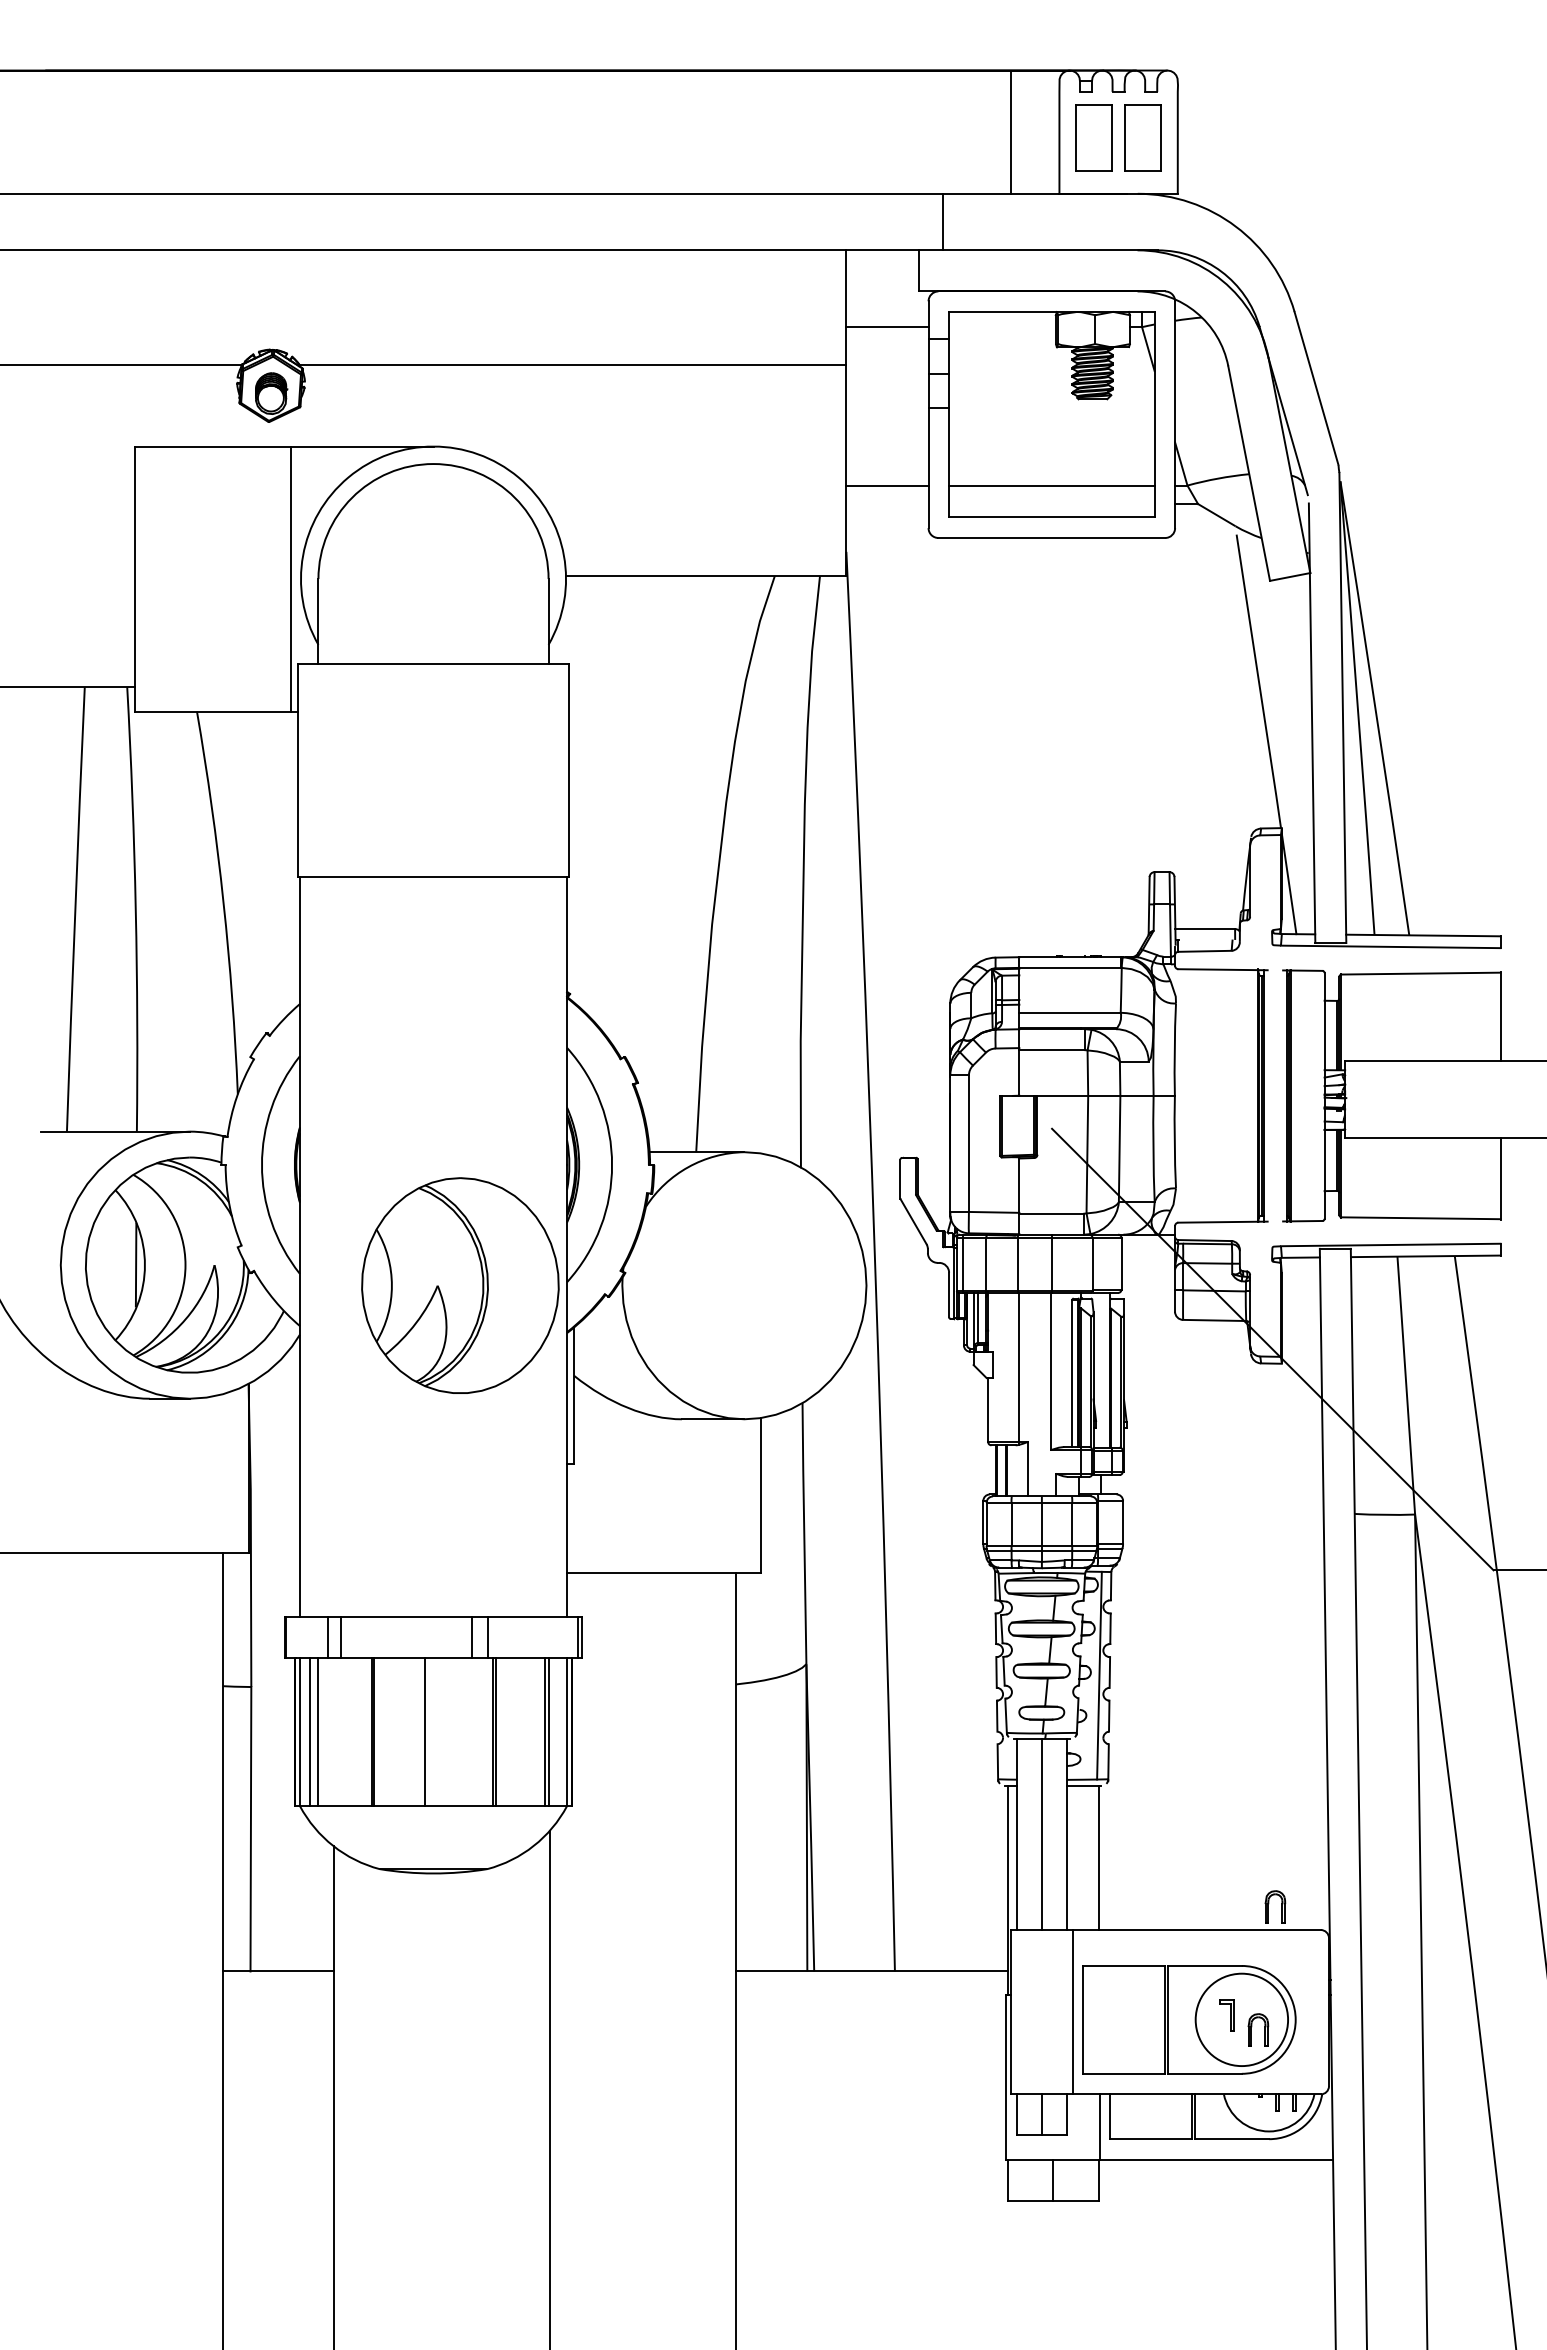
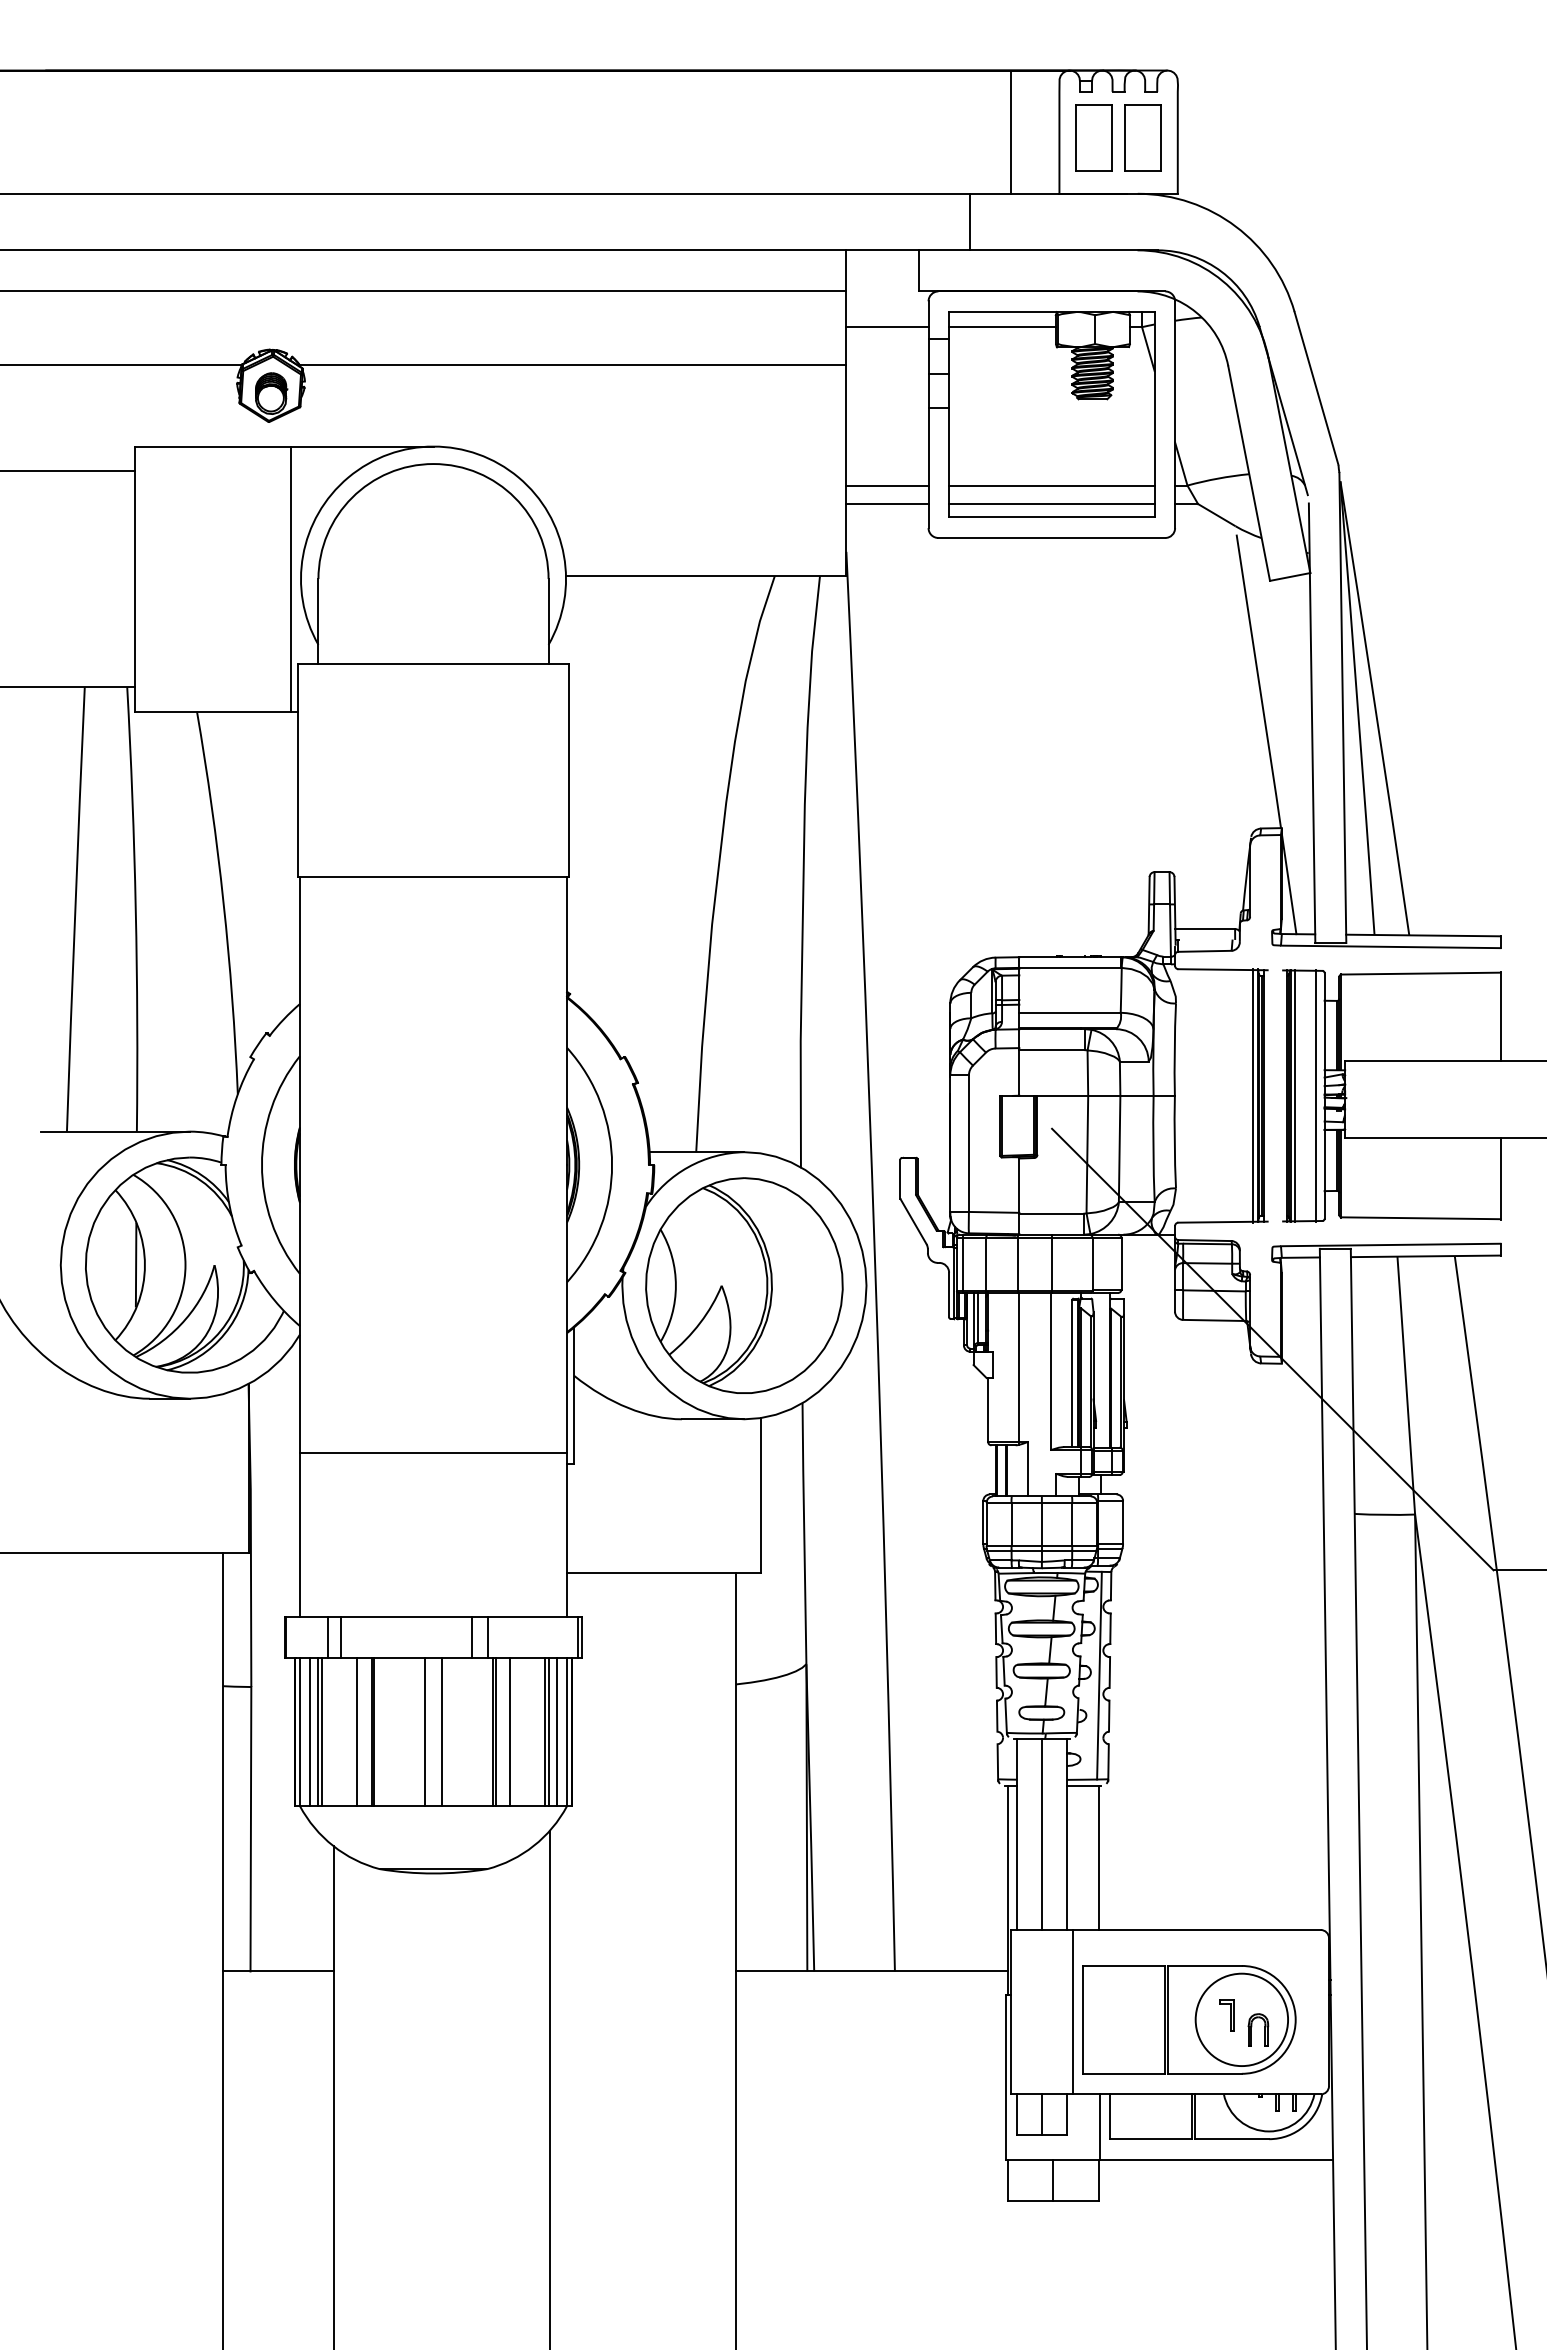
line position: (942, 221) -> (969, 221) (969, 221)
line: none -> present (424, 291)
line: none -> present (1002, 327)
line: none -> present (68, 471)
line: none -> present (887, 504)
line: none -> present (1051, 504)
line: none -> present (1253, 1095)
line: none -> present (1294, 1095)
line: none -> present (1316, 1095)
part position: (460, 1285) -> (744, 1285) (744, 1285)
line: none -> present (433, 1452)
line: none -> present (322, 1732)
line: none -> present (357, 1732)
line: none -> present (441, 1732)
line: none -> present (509, 1732)
line: none -> present (557, 1732)
part: present -> none (1275, 1906)
